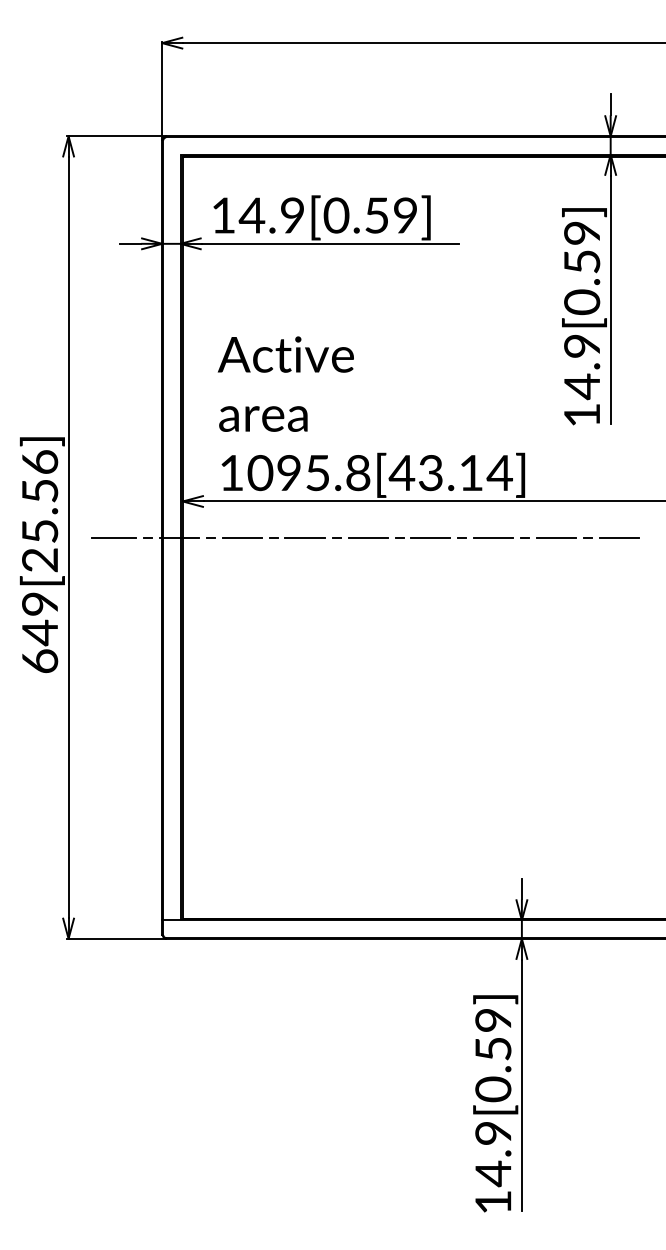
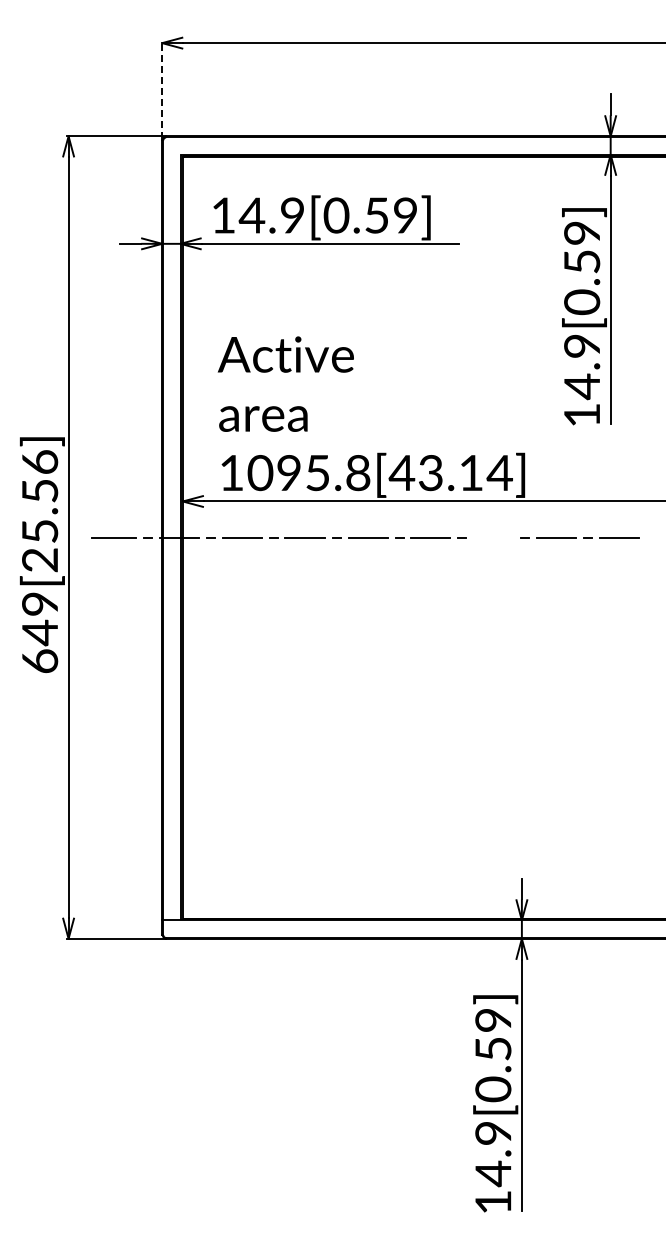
line: solid -> dashed (162, 89)
line: present -> none (493, 537)
